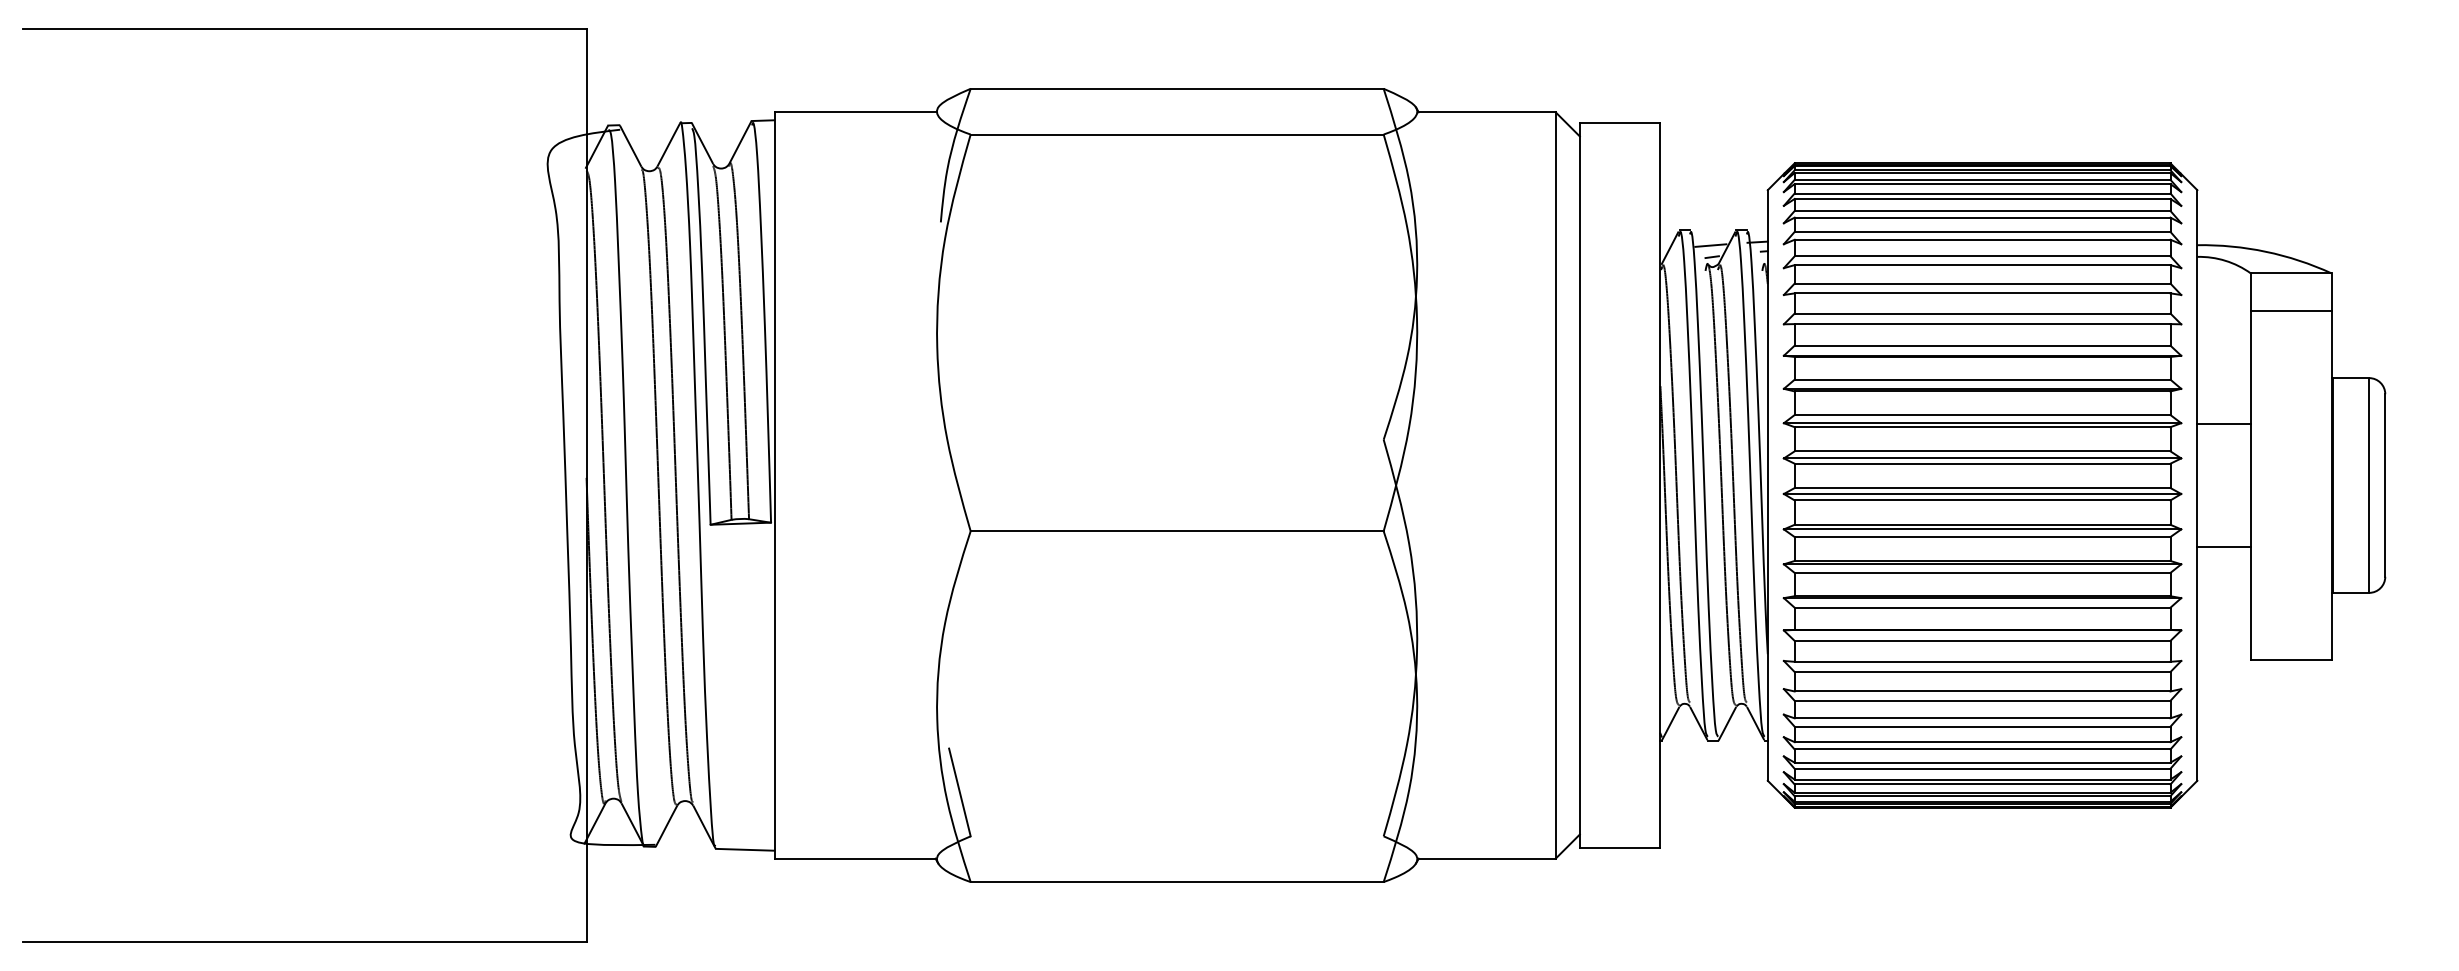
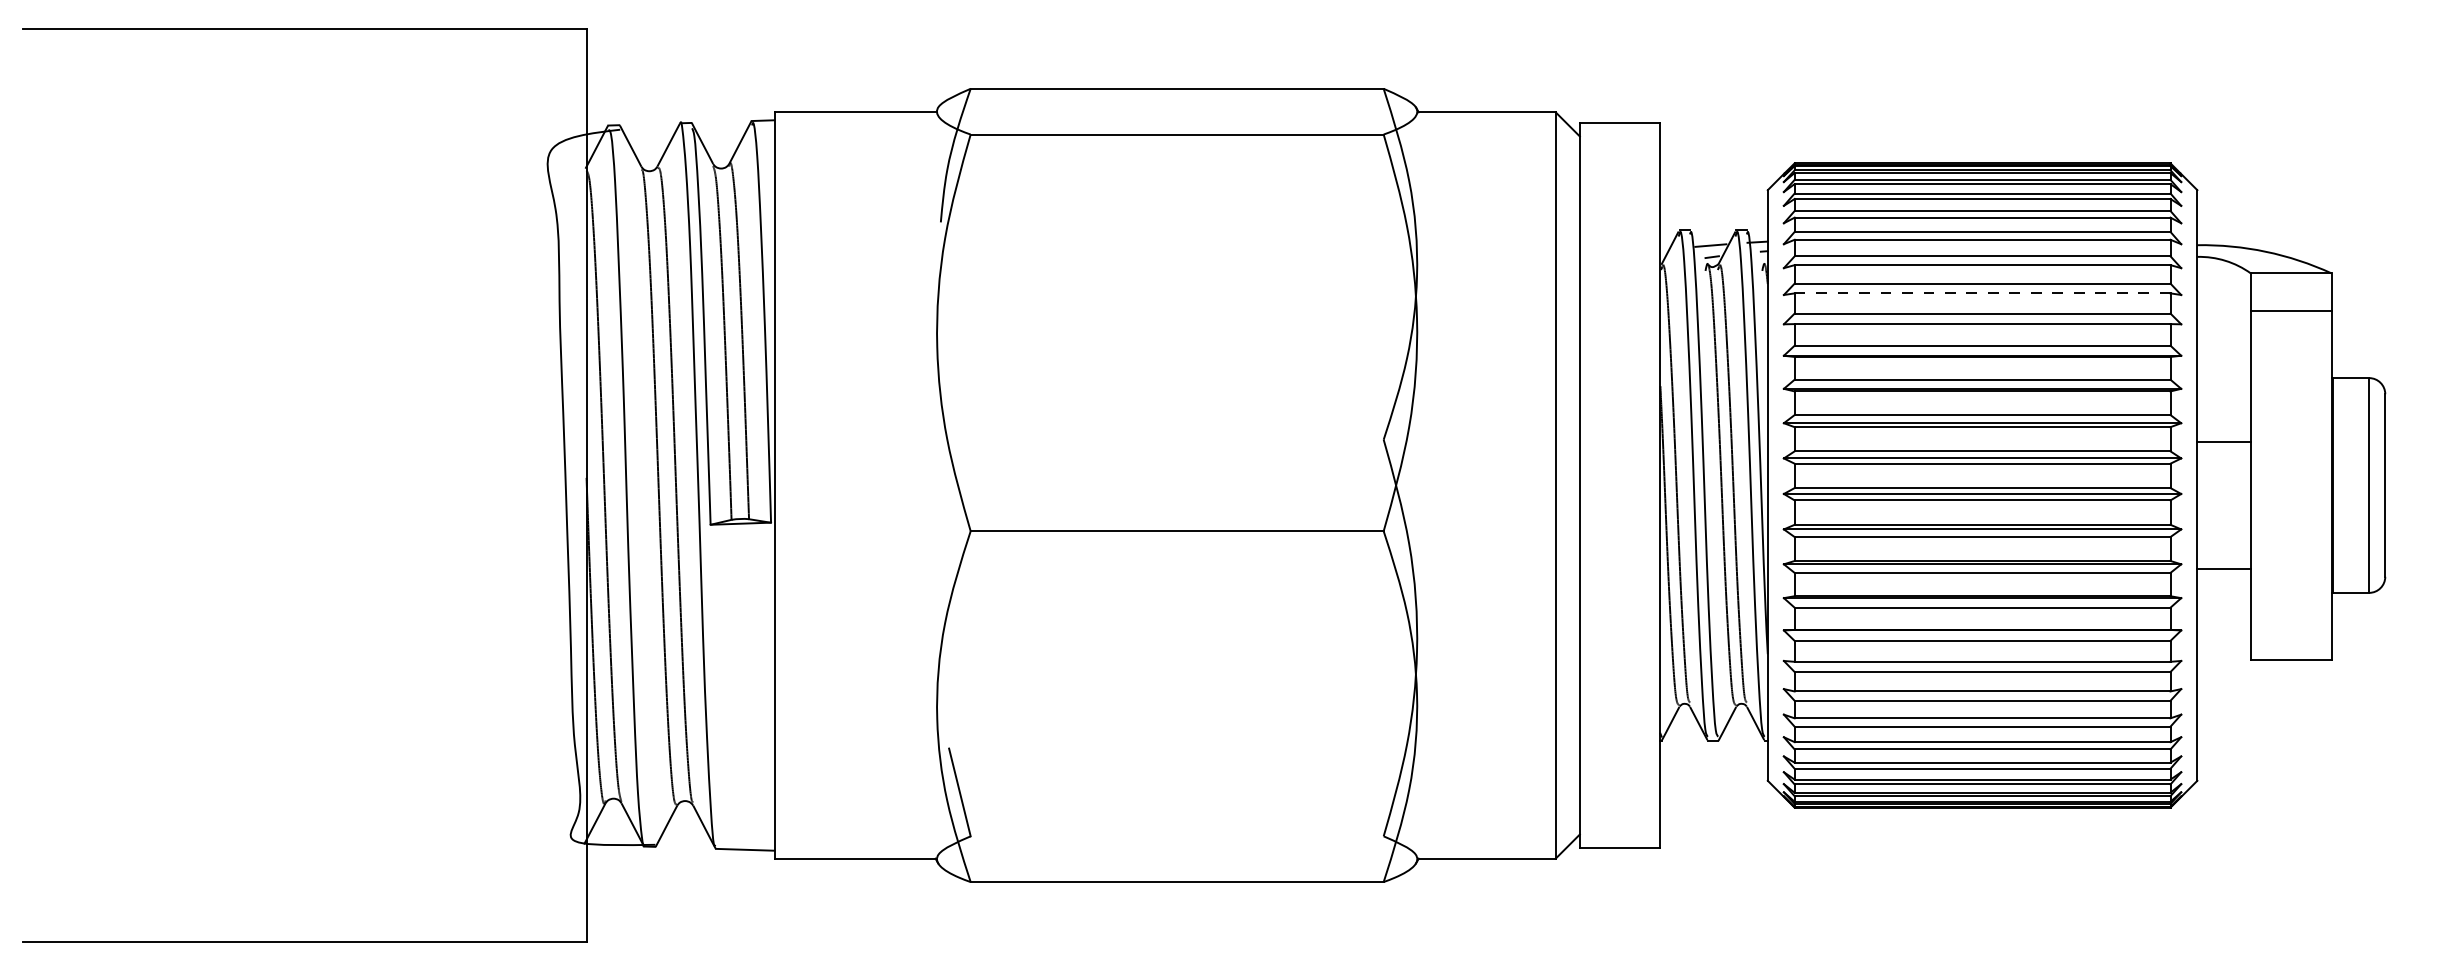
line: solid -> dashed (1982, 293)
line position: (2224, 423) -> (2224, 441) (2224, 441)
line position: (2224, 547) -> (2224, 569) (2224, 569)
